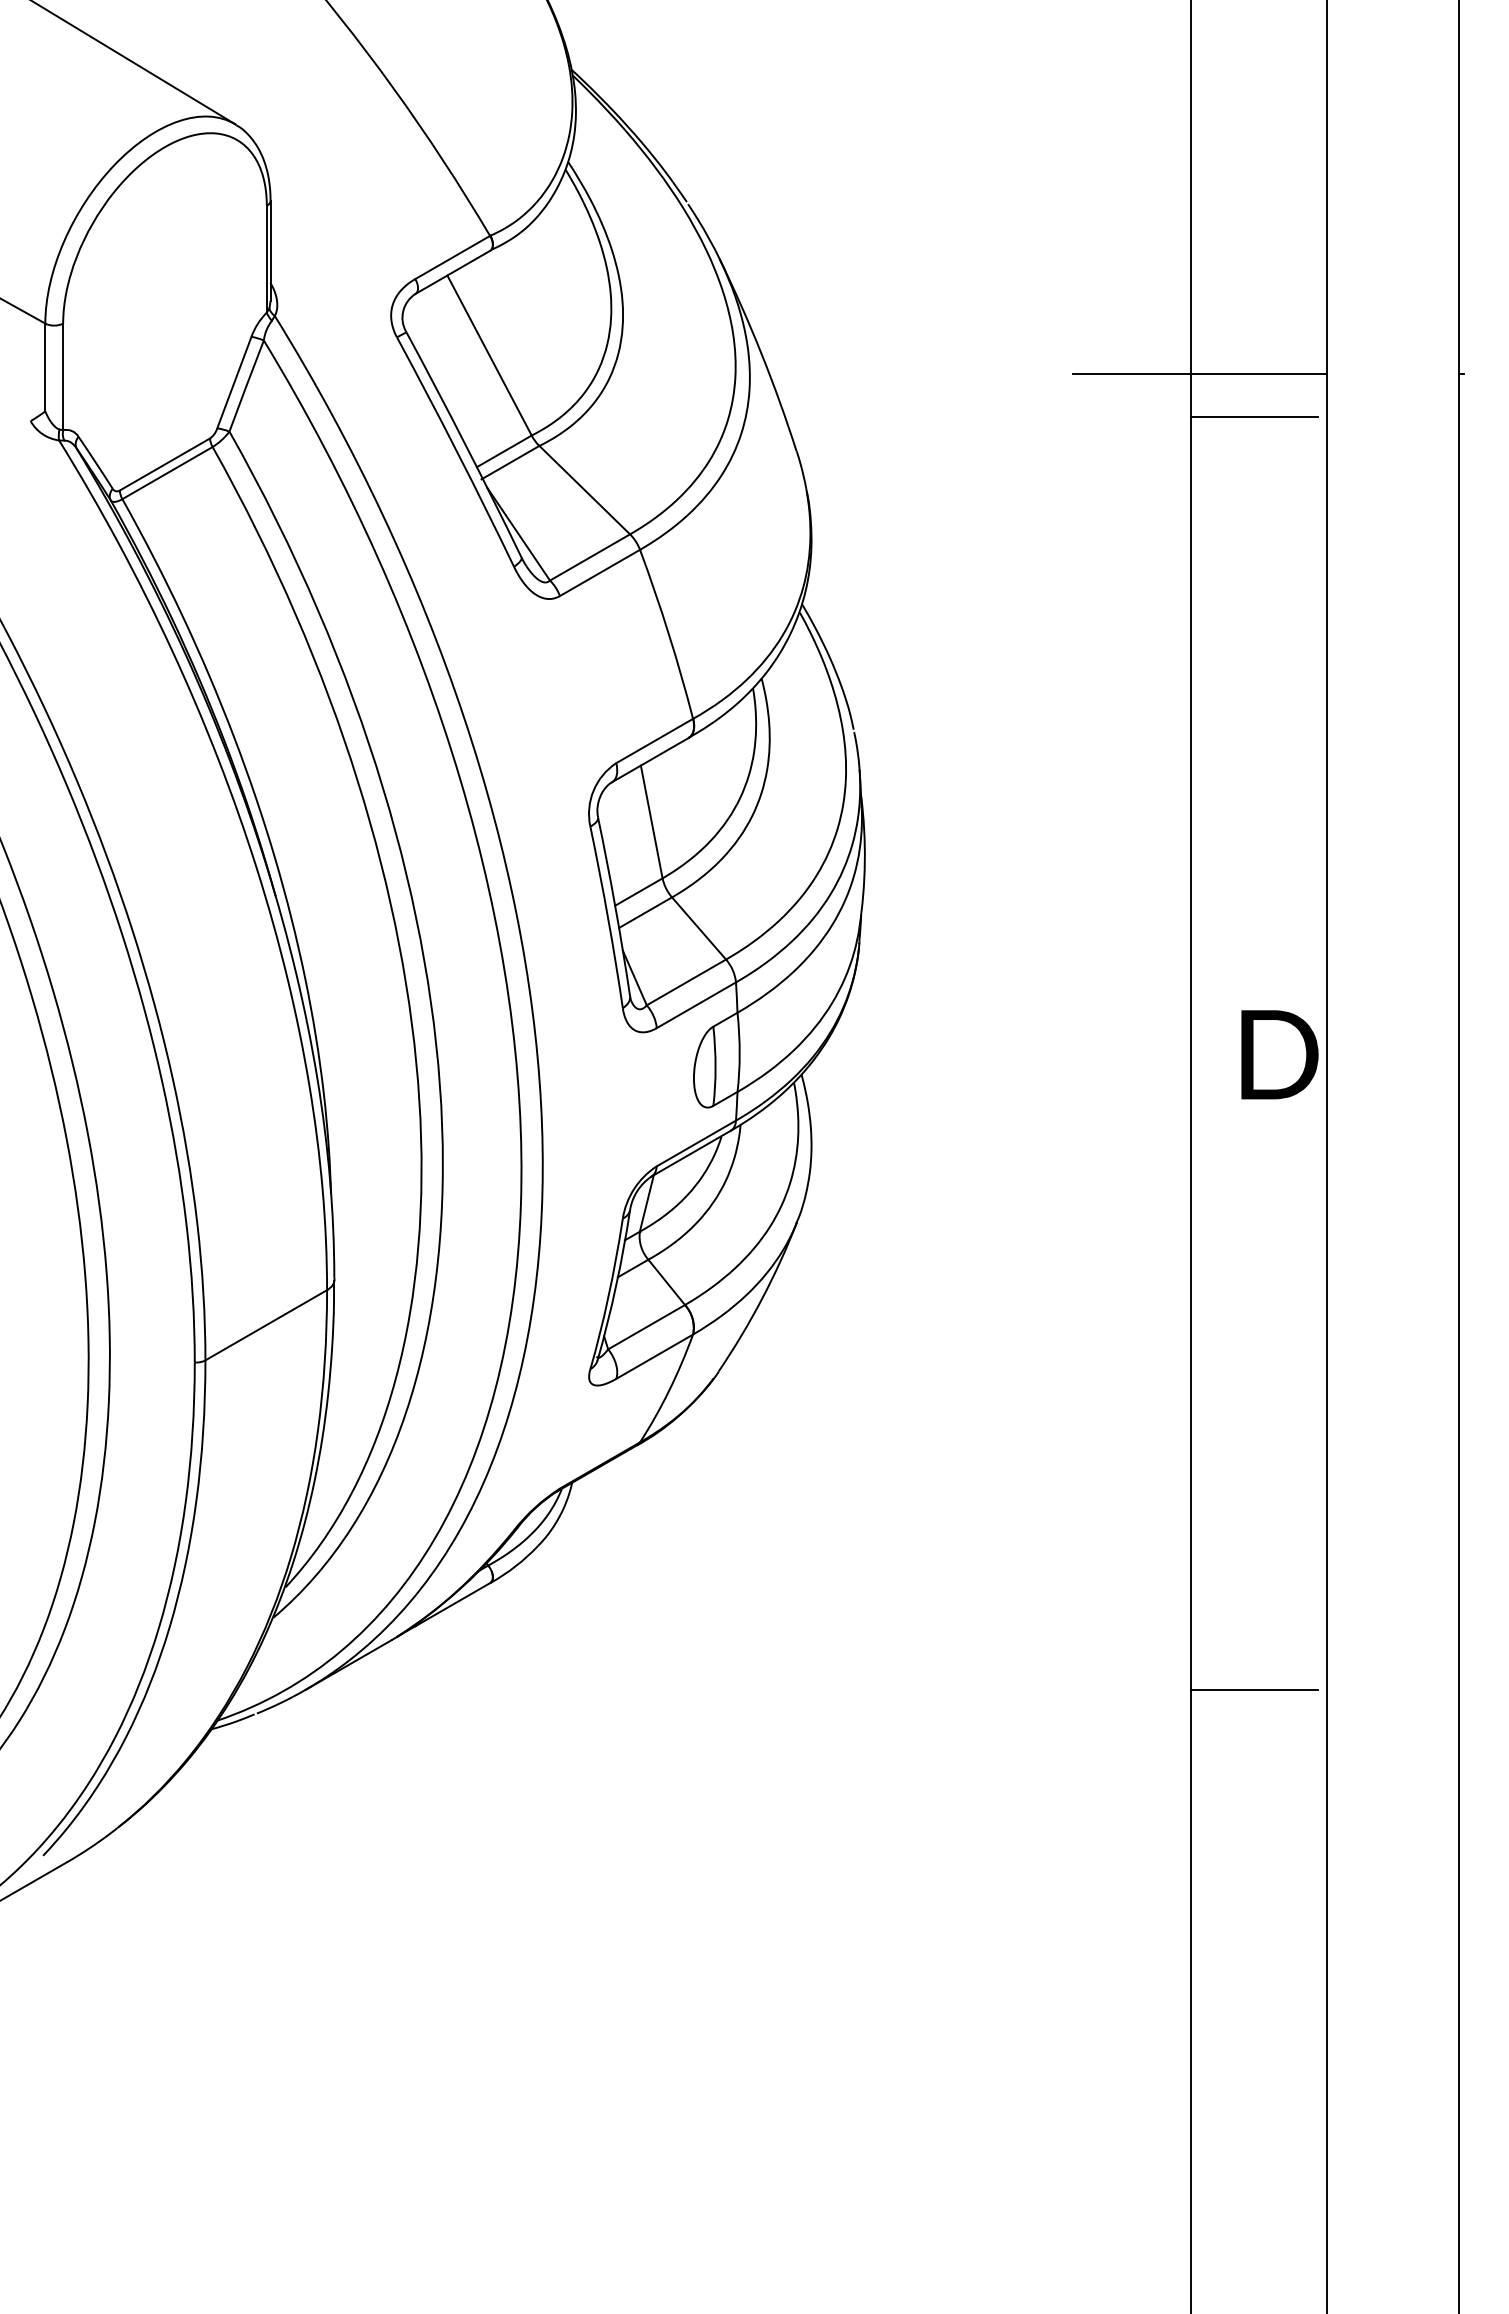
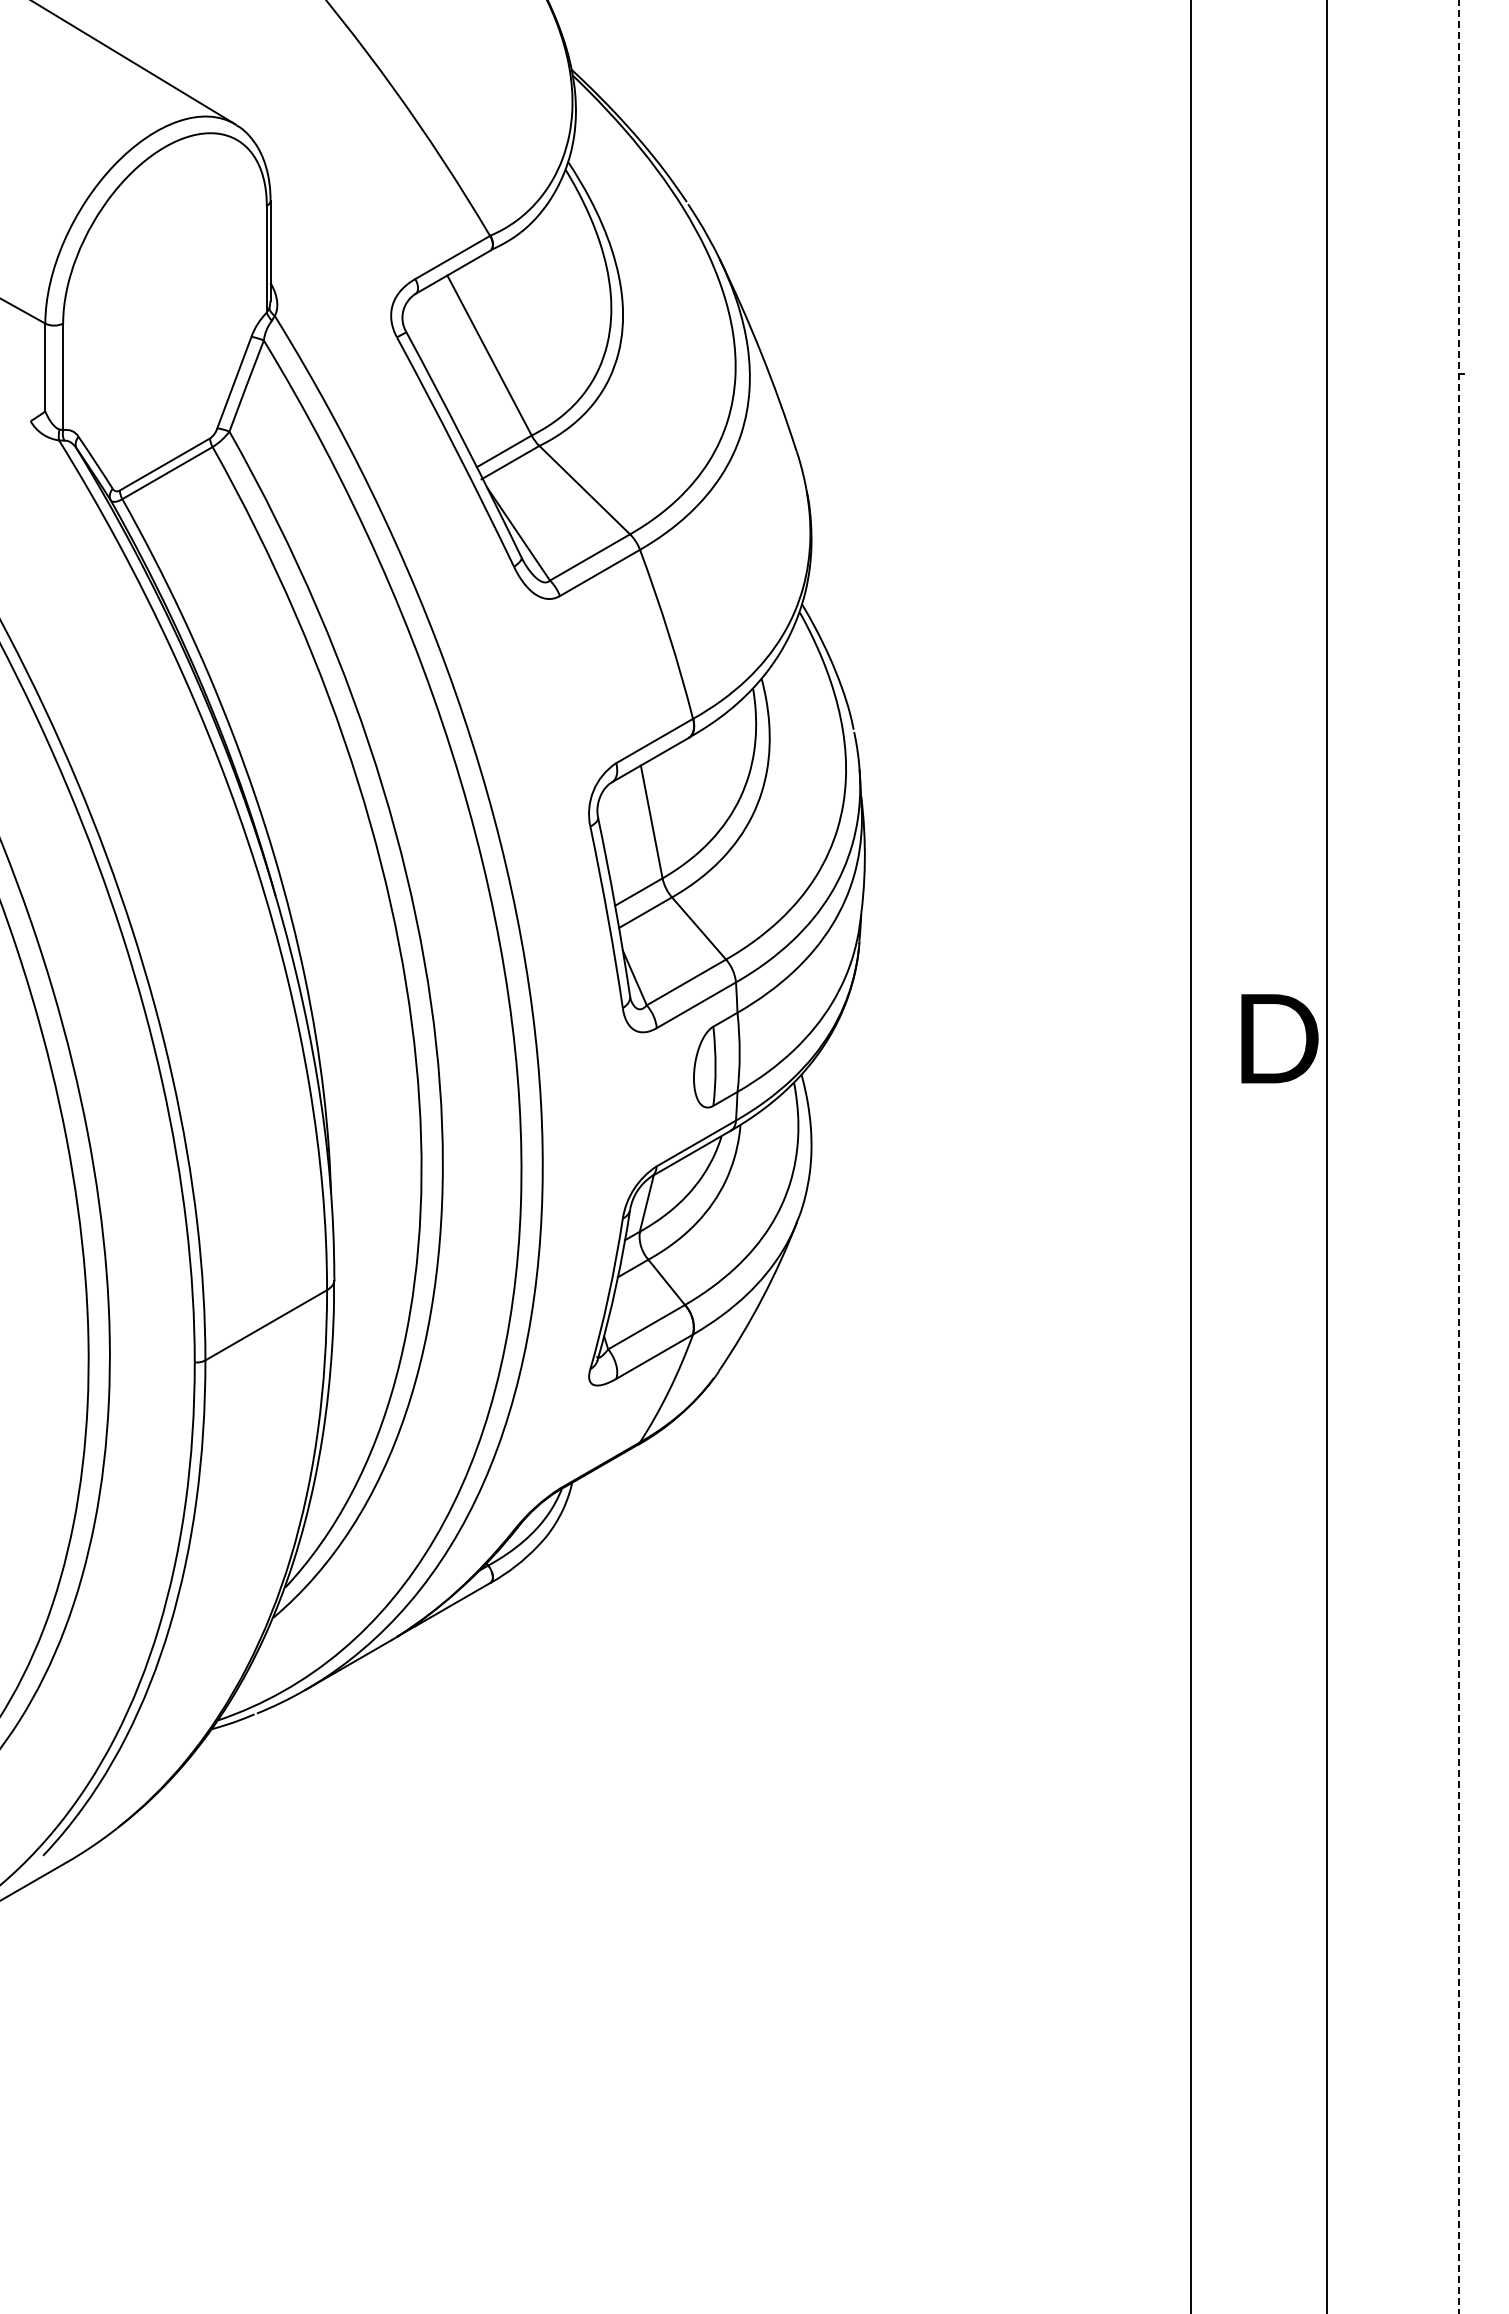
line: present -> none (1199, 374)
line: present -> none (1254, 417)
text position: (1279, 1054) -> (1279, 1038) (1279, 1038)
line: solid -> dashed (1459, 1156)
line: present -> none (1254, 1689)
